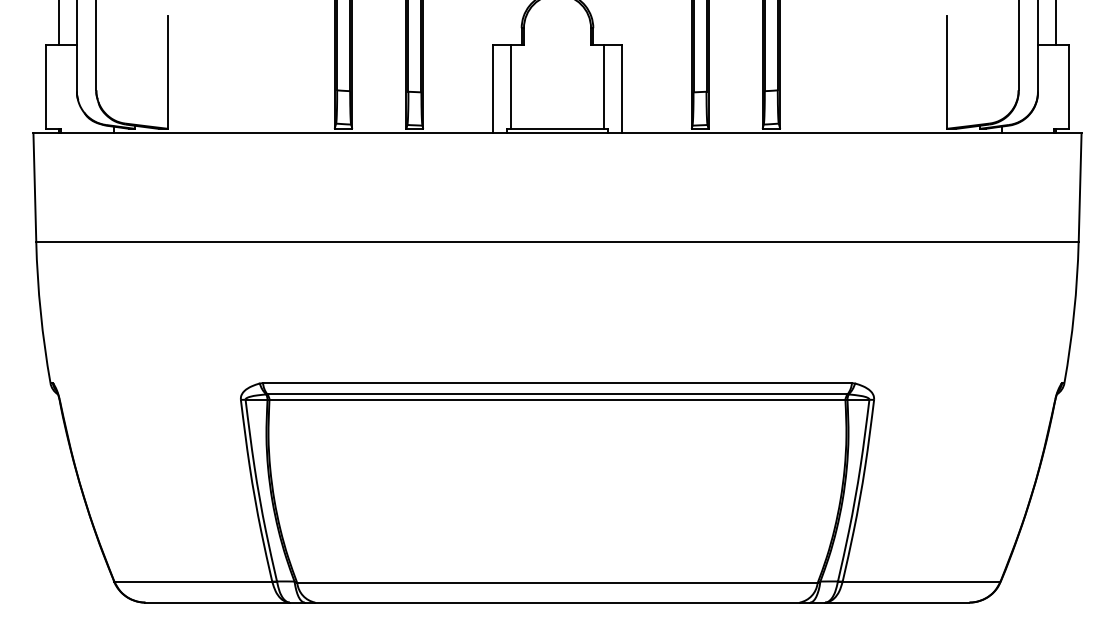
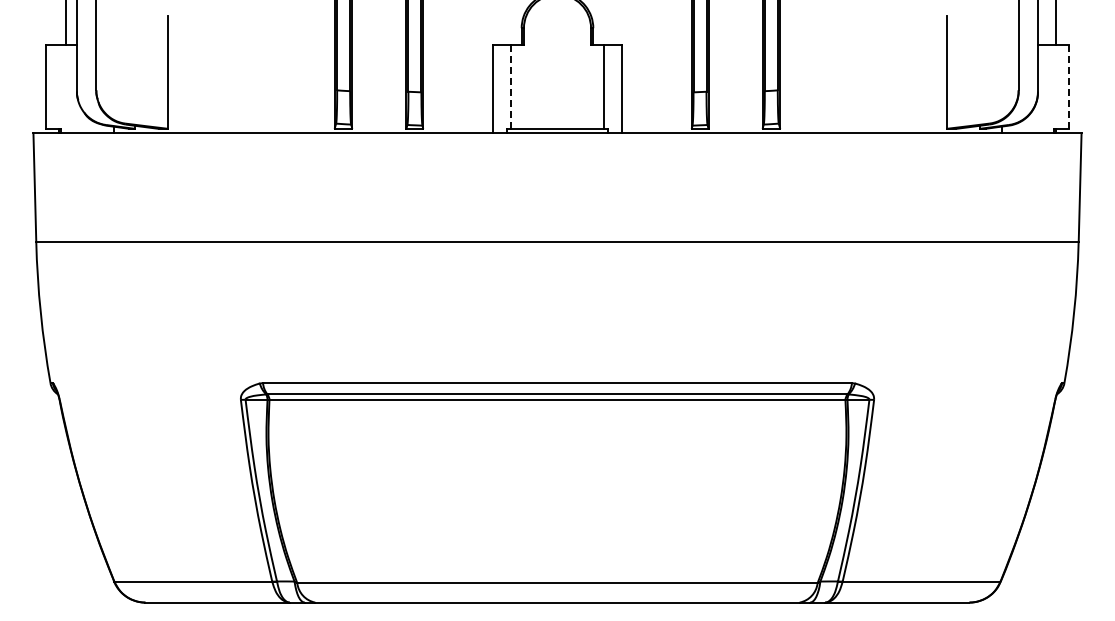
line position: (58, 23) -> (65, 23) (65, 23)
line: solid -> dashed (511, 86)
line: solid -> dashed (1068, 86)
